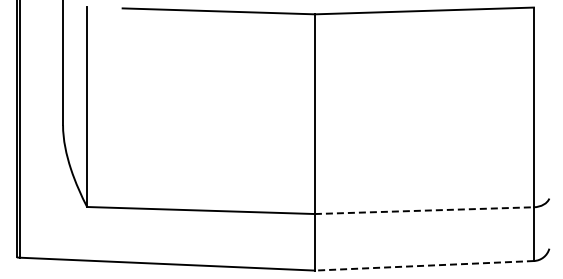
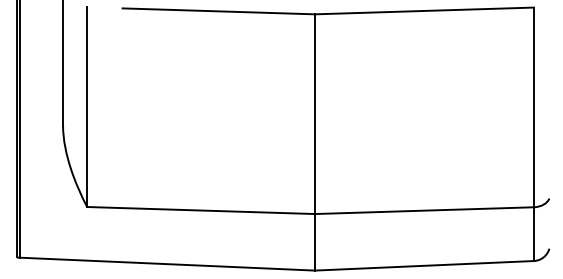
line: dashed -> solid (424, 210)
line: dashed -> solid (424, 265)
